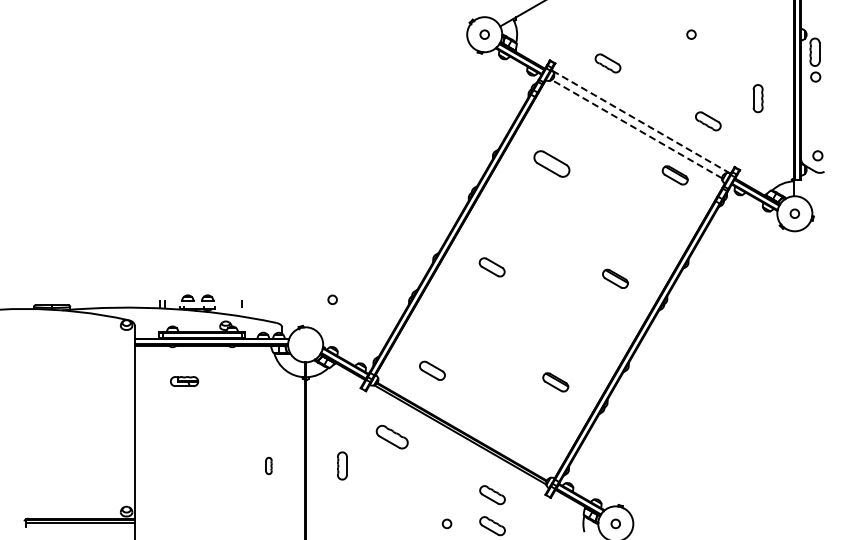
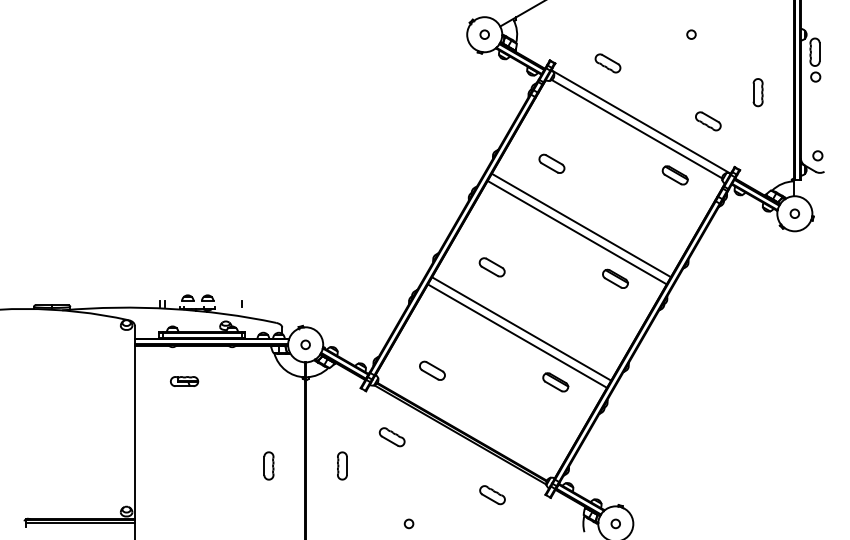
part position: (757, 98) -> (757, 92) (757, 92)
line: dashed -> solid (641, 121)
line: dashed -> solid (636, 128)
part size: 38x28 px -> 28x21 px (551, 163)
line: none -> present (580, 225)
line: none -> present (576, 232)
circle position: (332, 299) -> (305, 344) (305, 344)
line: none -> present (521, 328)
line: none -> present (517, 335)
part size: 34x25 px -> 28x21 px (391, 437)
part size: 8x20 px -> 12x30 px (268, 465)
circle position: (446, 523) -> (408, 523) (408, 523)
part: present -> none (492, 526)
